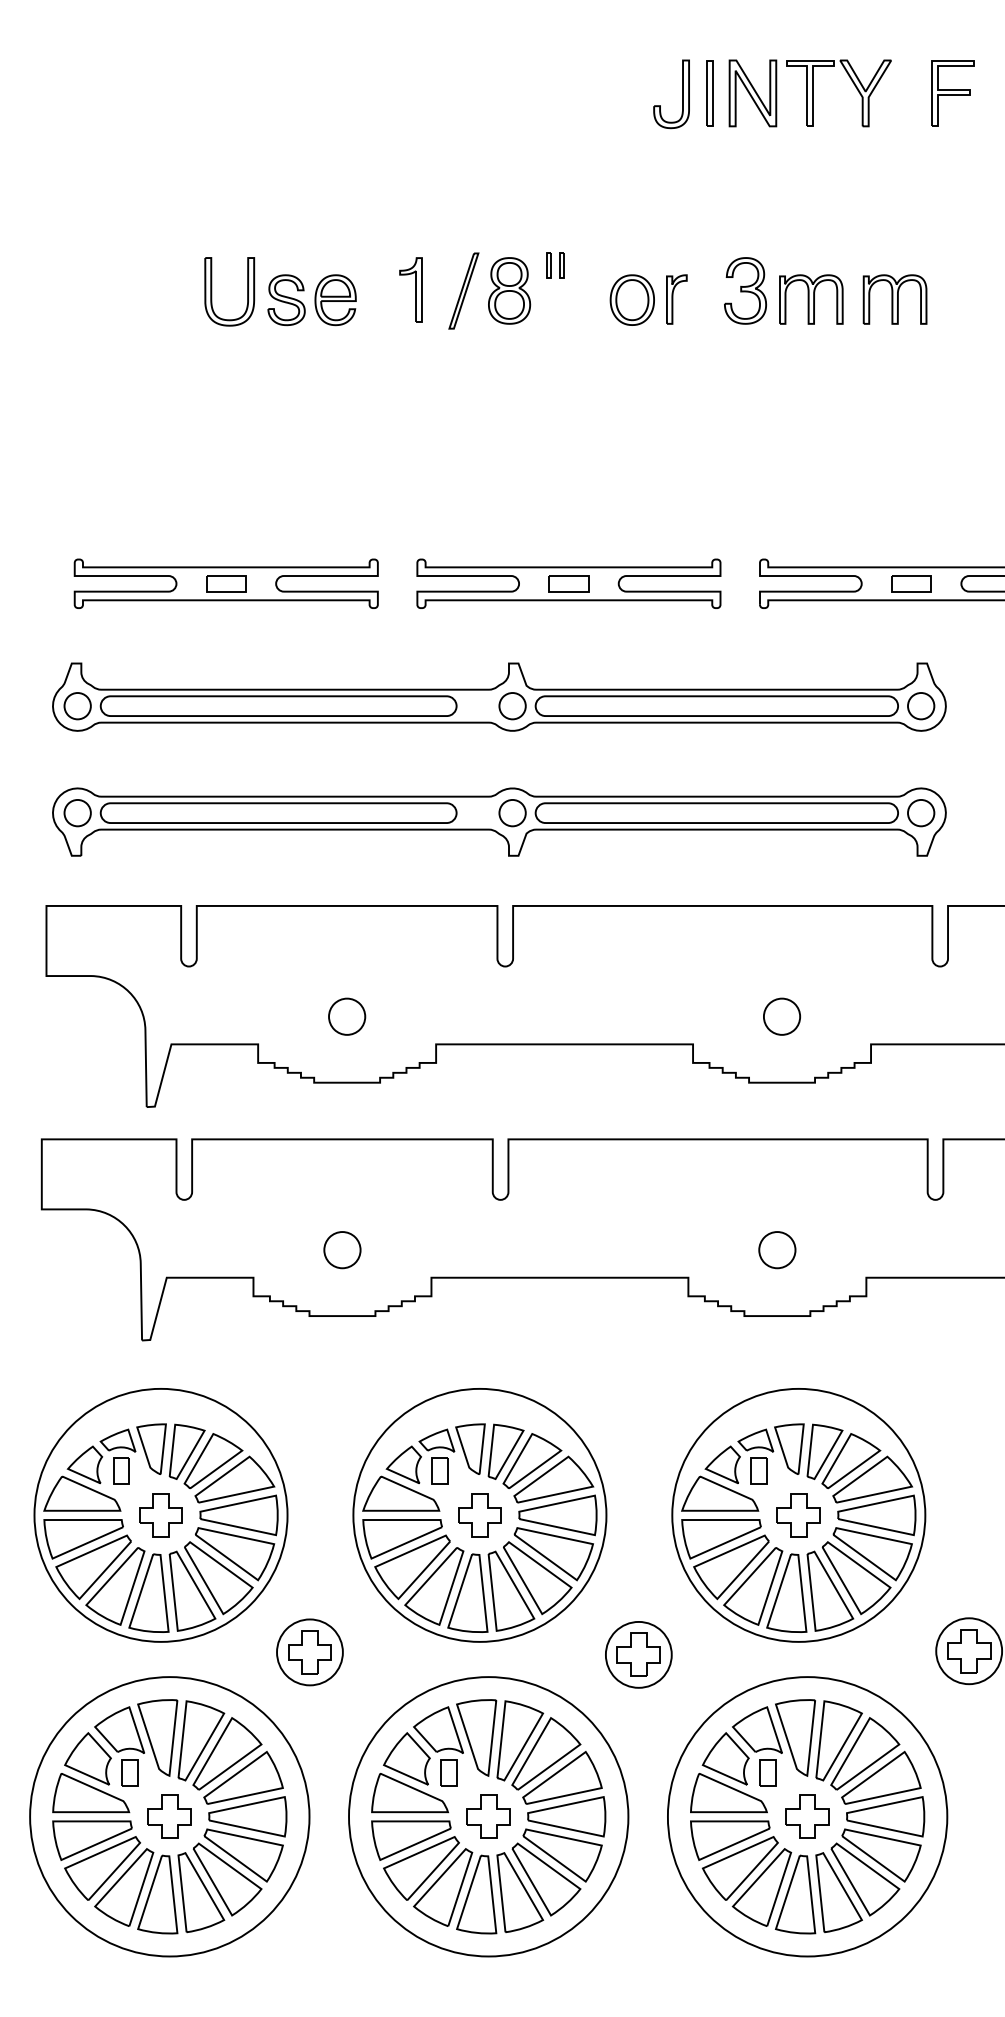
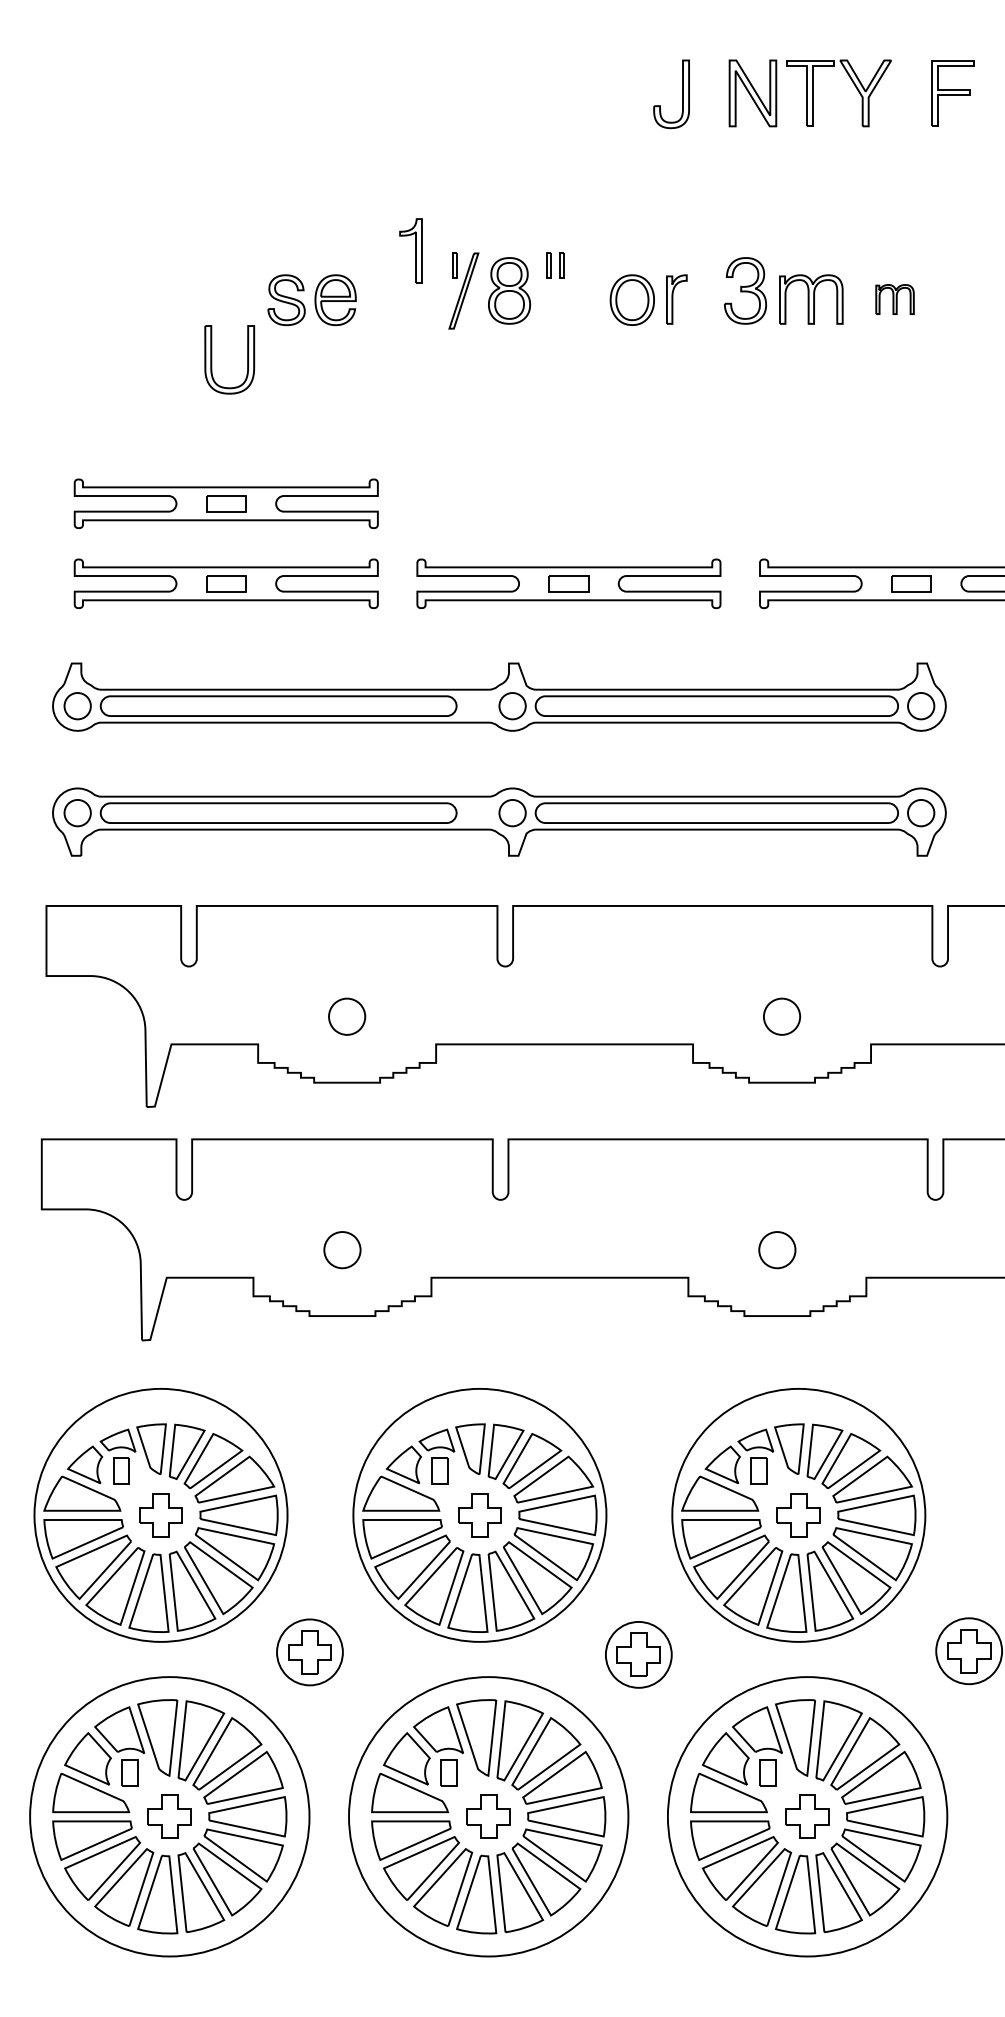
part: present -> none (709, 93)
part: none -> present (454, 265)
part position: (410, 289) -> (410, 250) (410, 250)
part position: (212, 291) -> (212, 359) (212, 359)
part size: 66x51 px -> 40x31 px (894, 299)
part: none -> present (225, 503)
